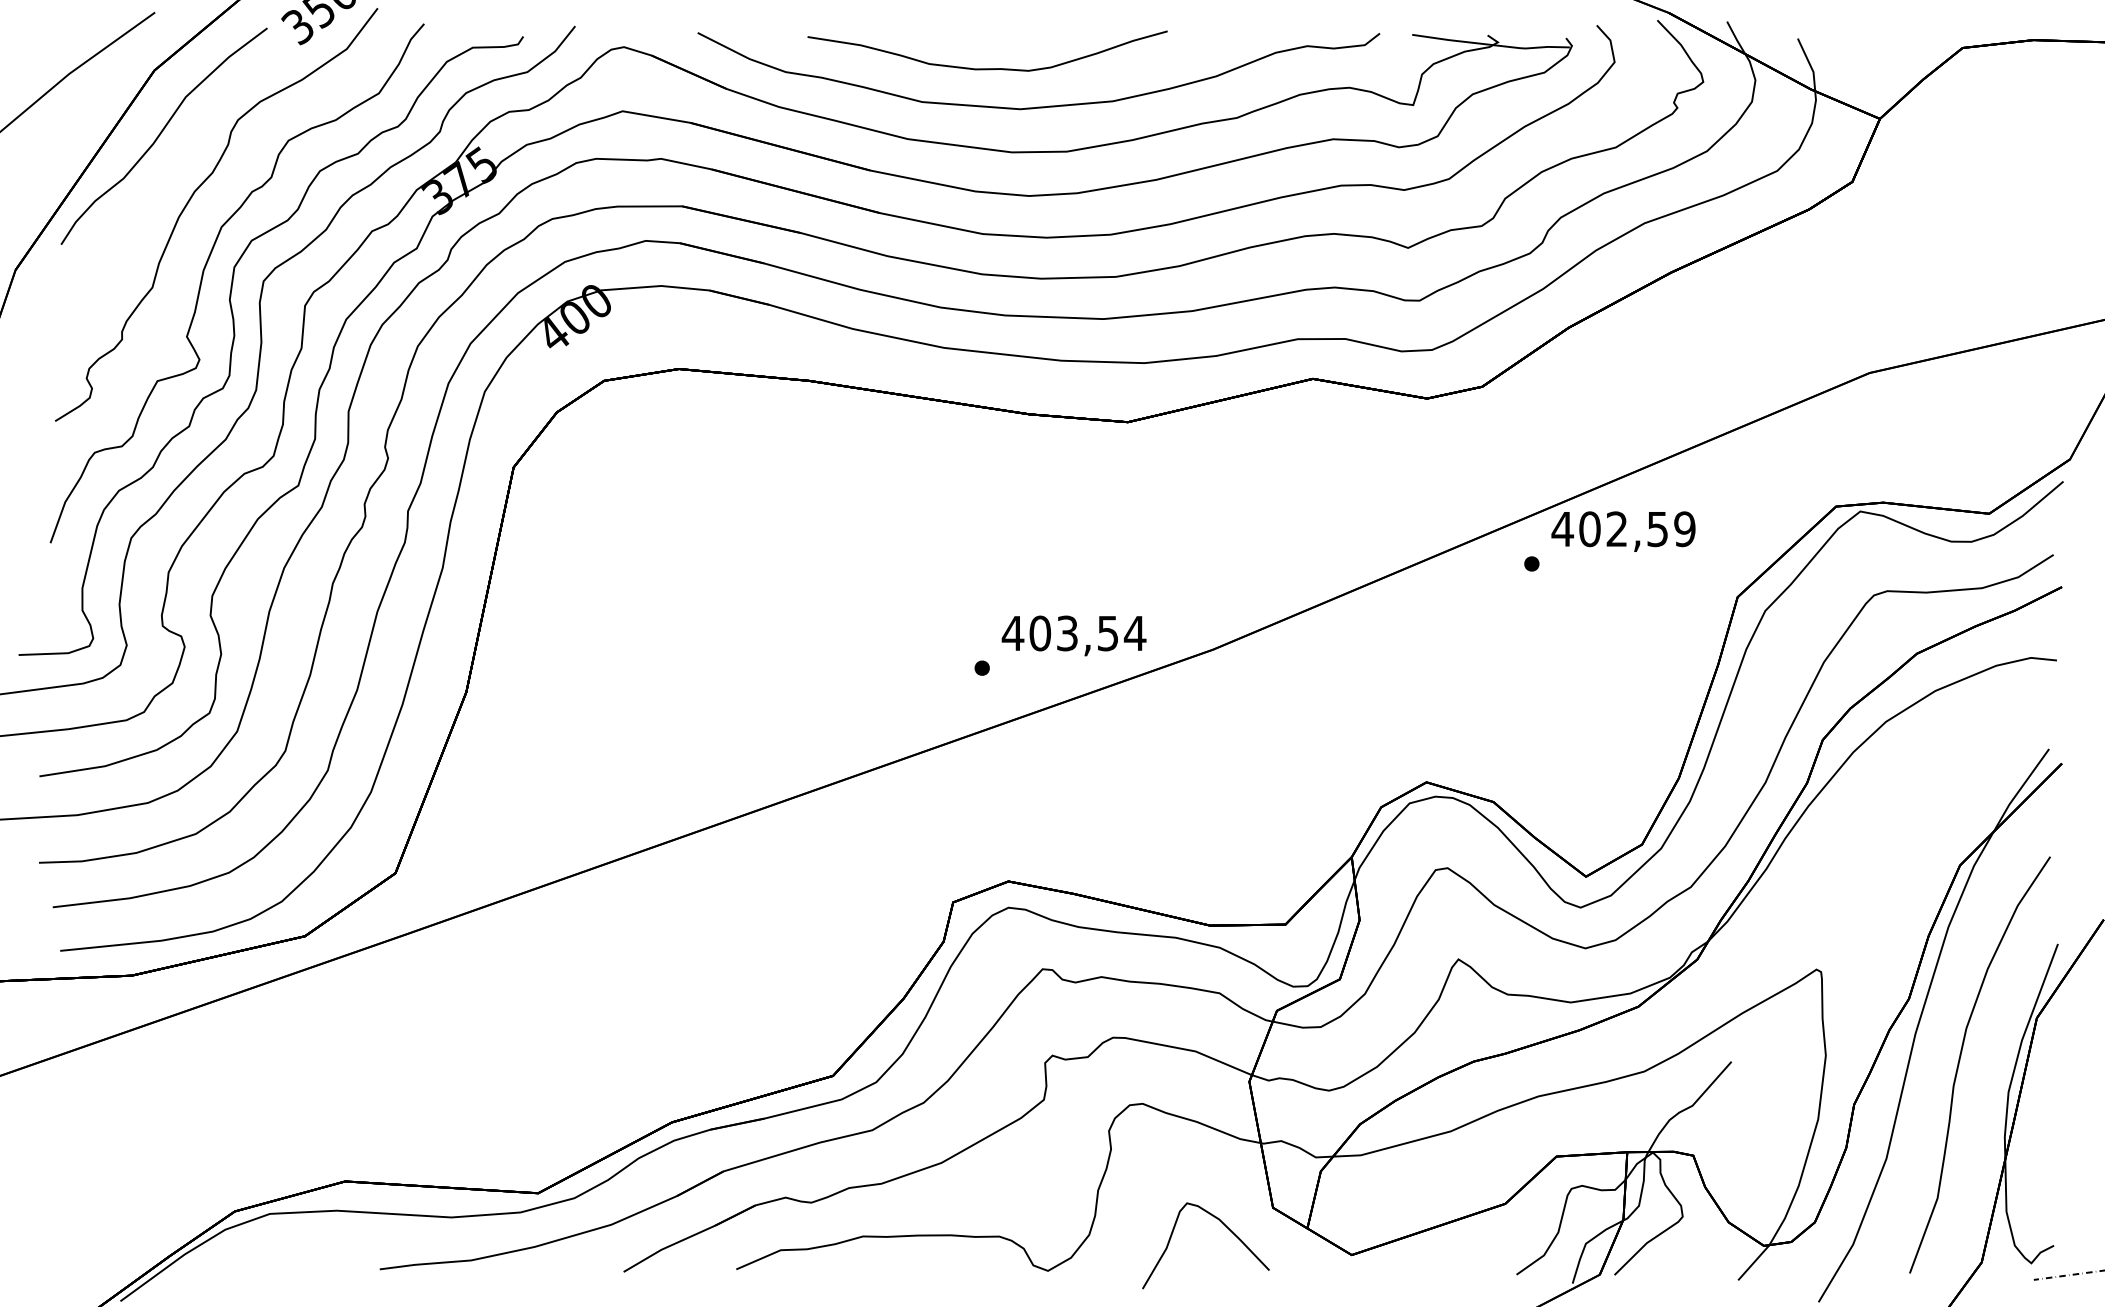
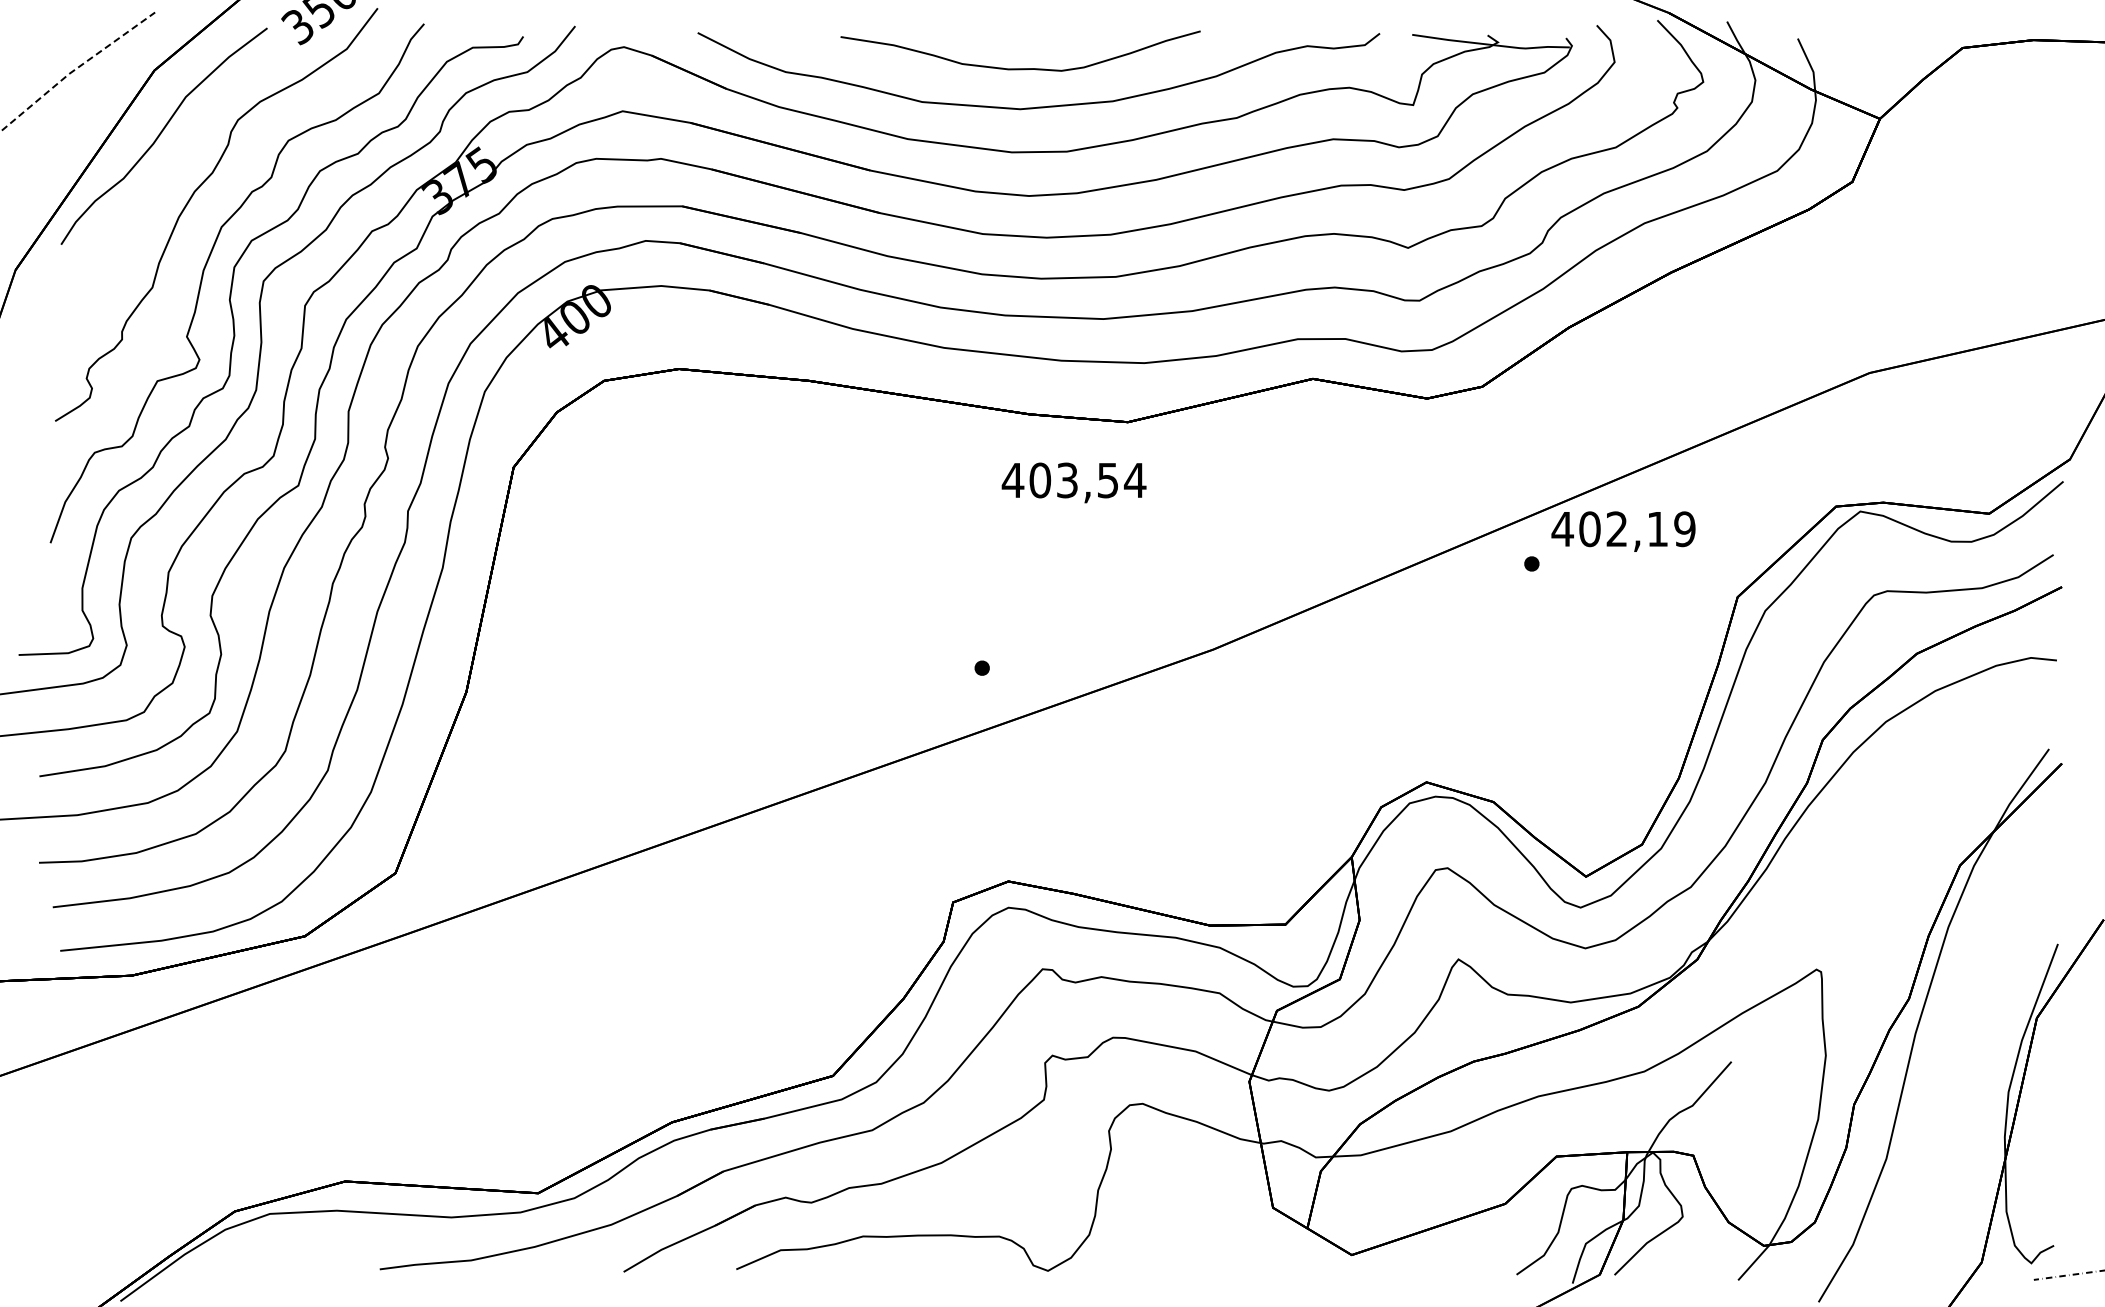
curve position: (987, 68) -> (1020, 68) (1020, 68)
line: solid -> dashed (75, 69)
text: 402,59 -> 402,19 (1657, 529)
text position: (1073, 635) -> (1073, 482) (1073, 482)
curve: present -> none (1960, 1060)
curve: present -> none (1221, 1223)
